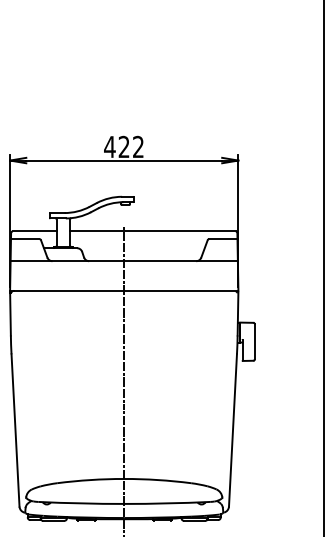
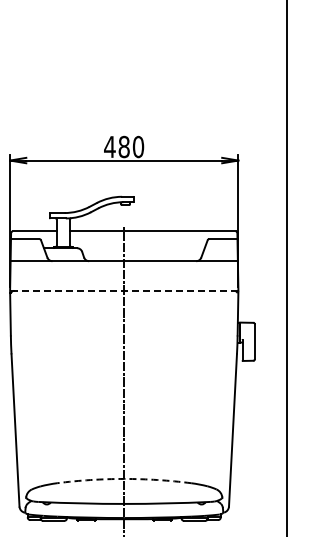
text: 422 -> 480 (131, 146)
line position: (323, 267) -> (286, 267) (286, 267)
line: solid -> dashed (123, 290)
arc: solid -> dashed (124, 478)
